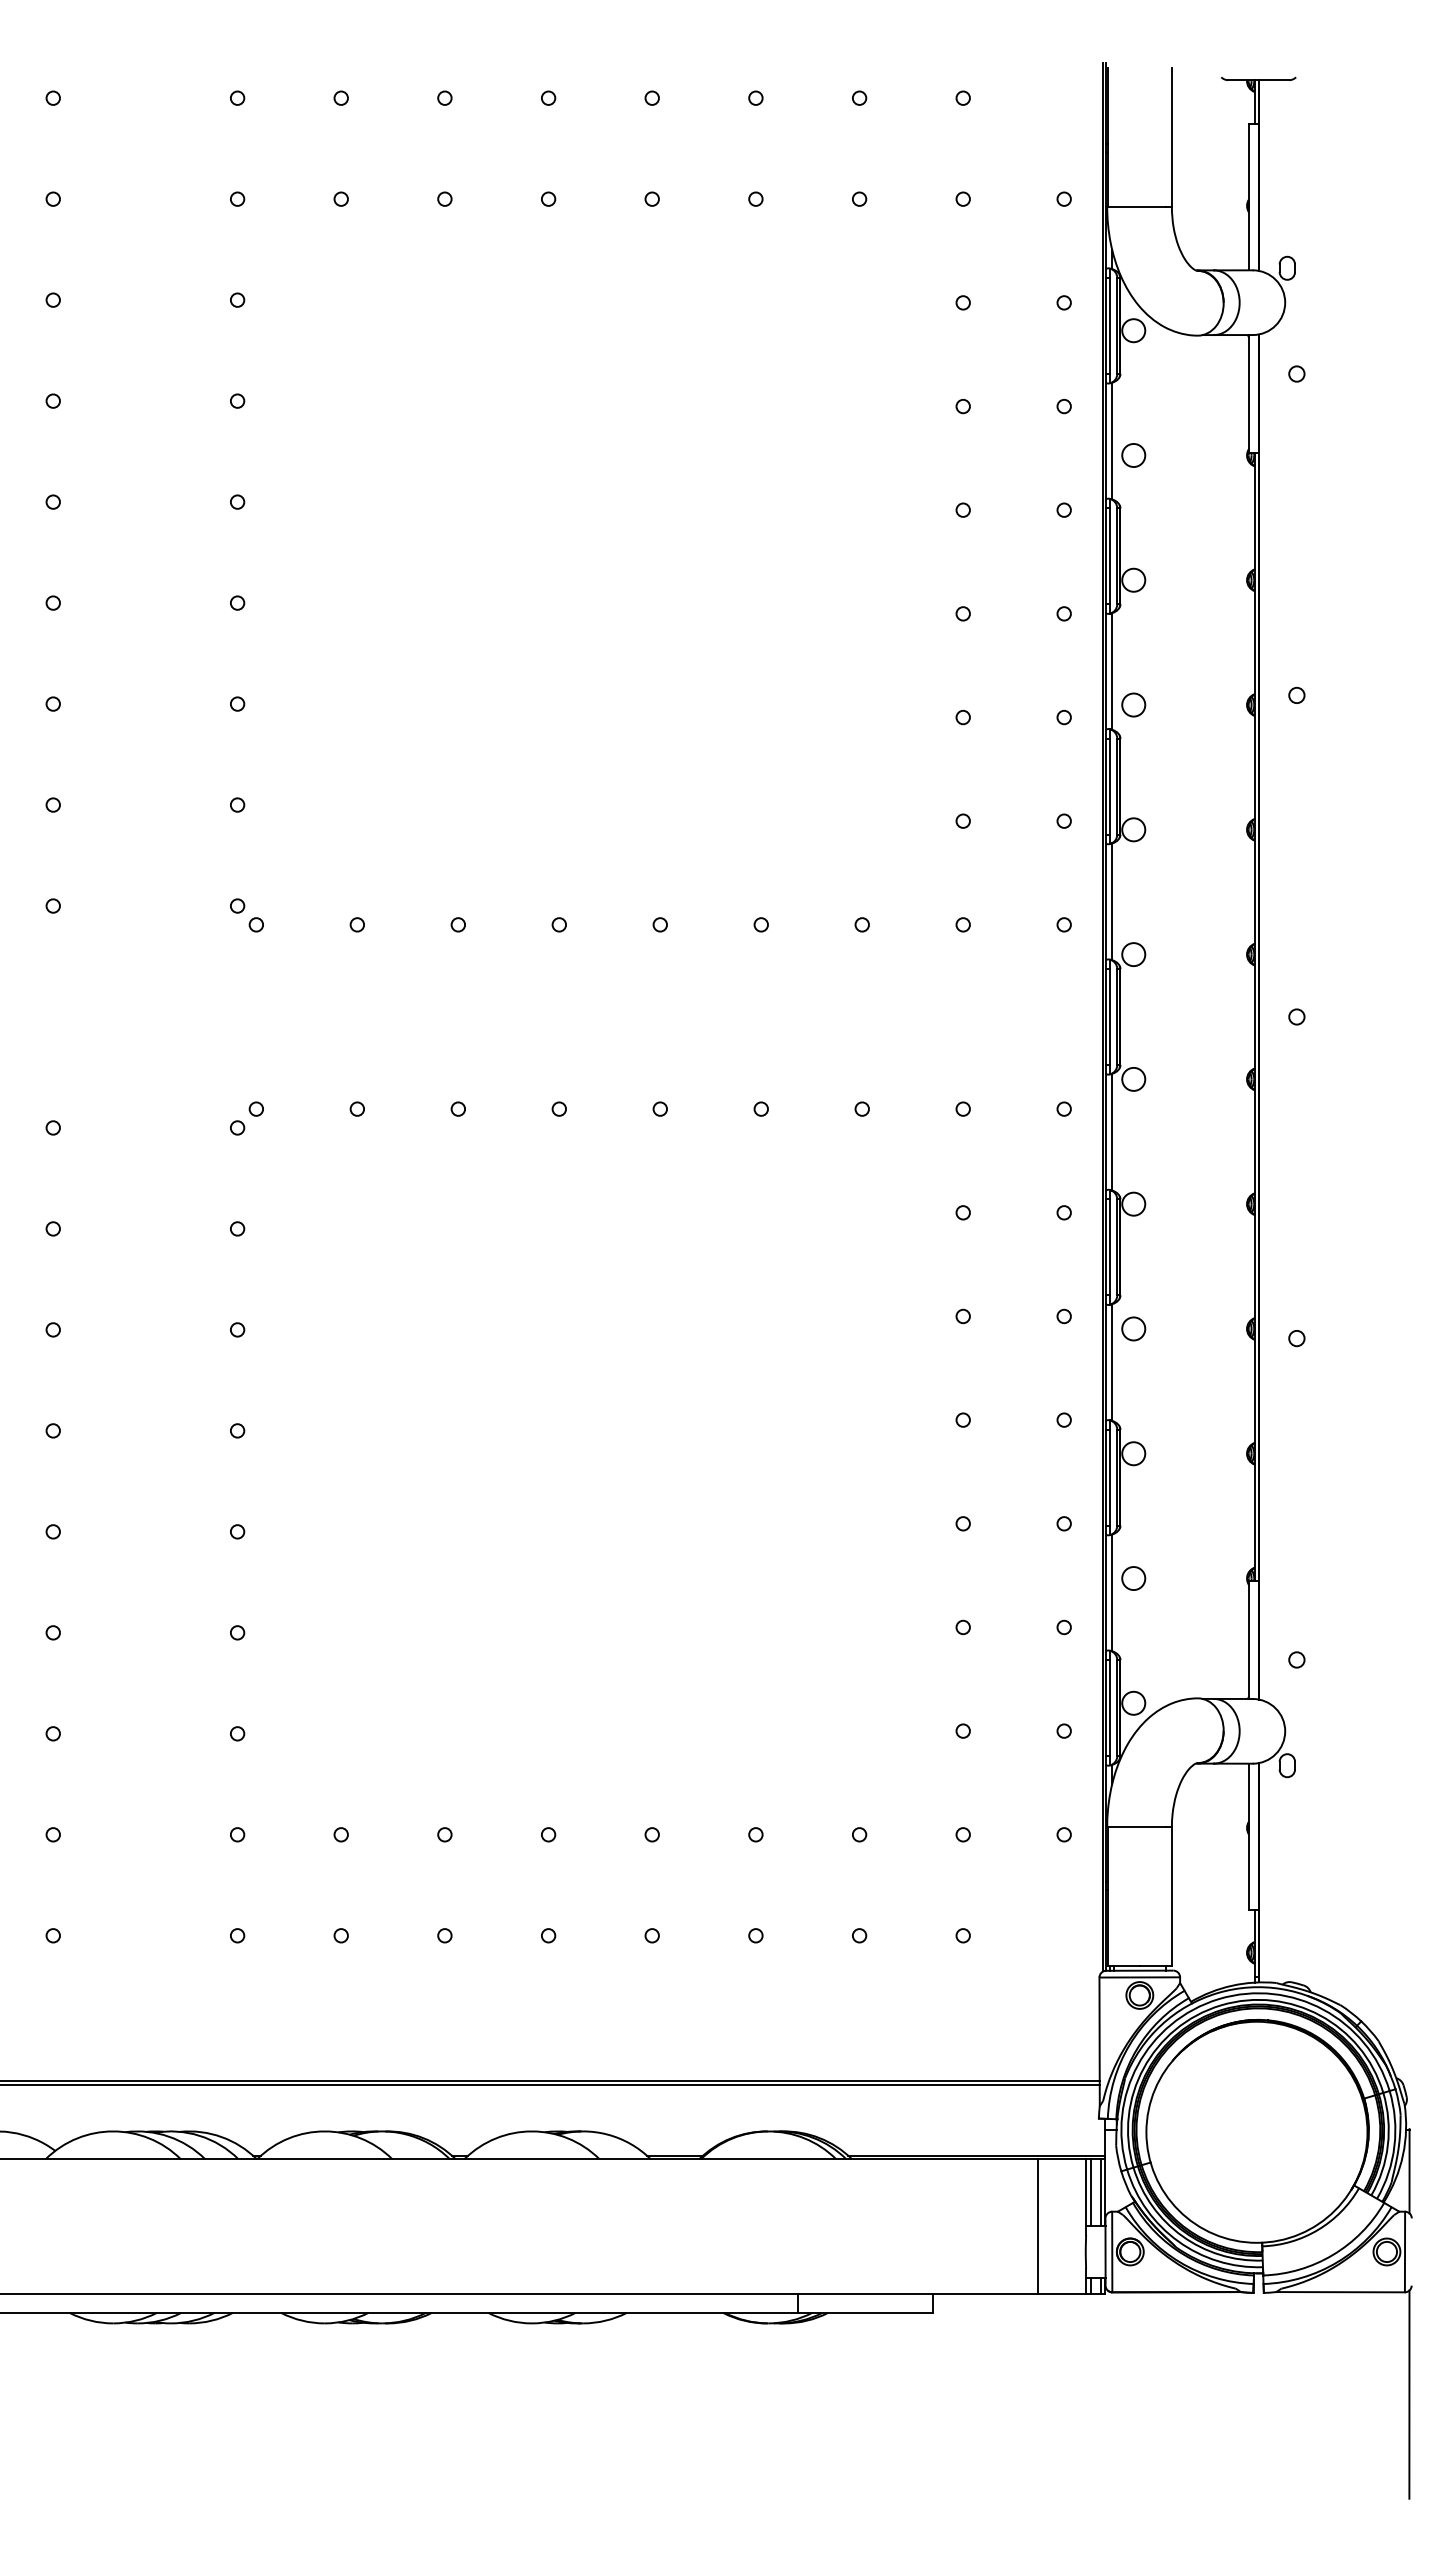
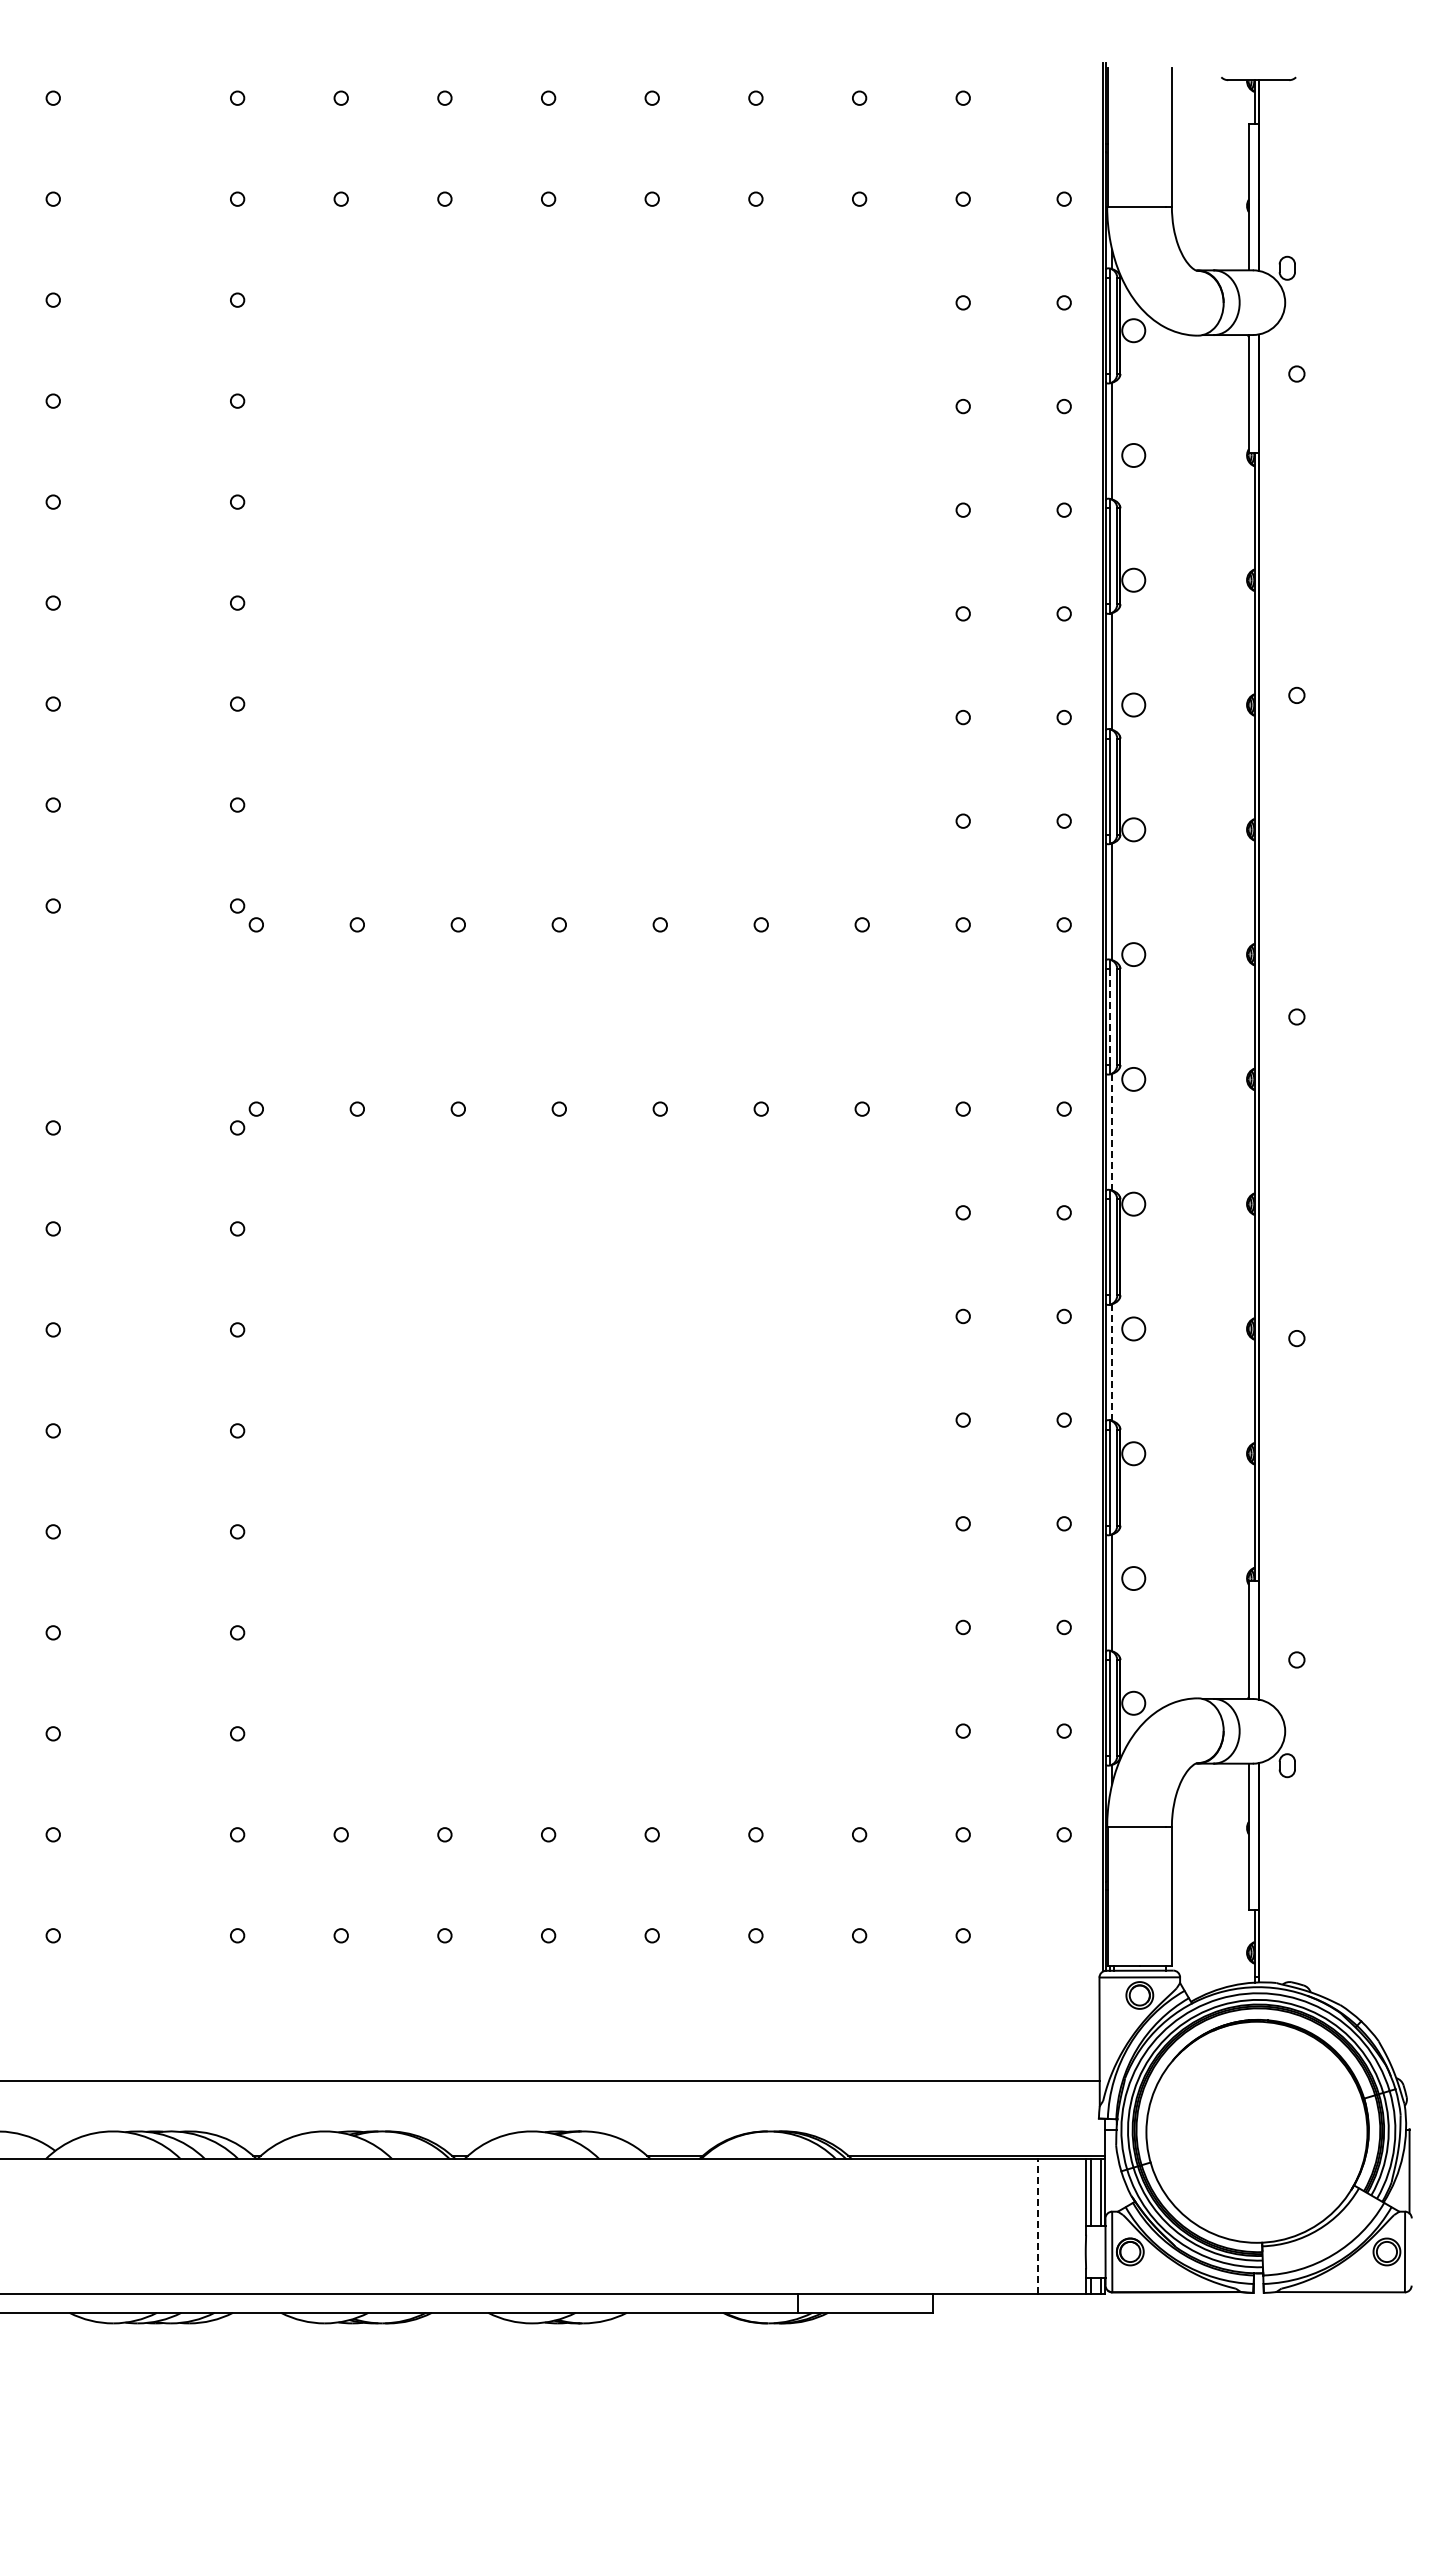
line: solid -> dashed (1110, 1017)
line: solid -> dashed (1112, 1132)
line: solid -> dashed (1112, 1363)
line: present -> none (550, 2084)
line: solid -> dashed (1038, 2225)
line: present -> none (1409, 2394)
